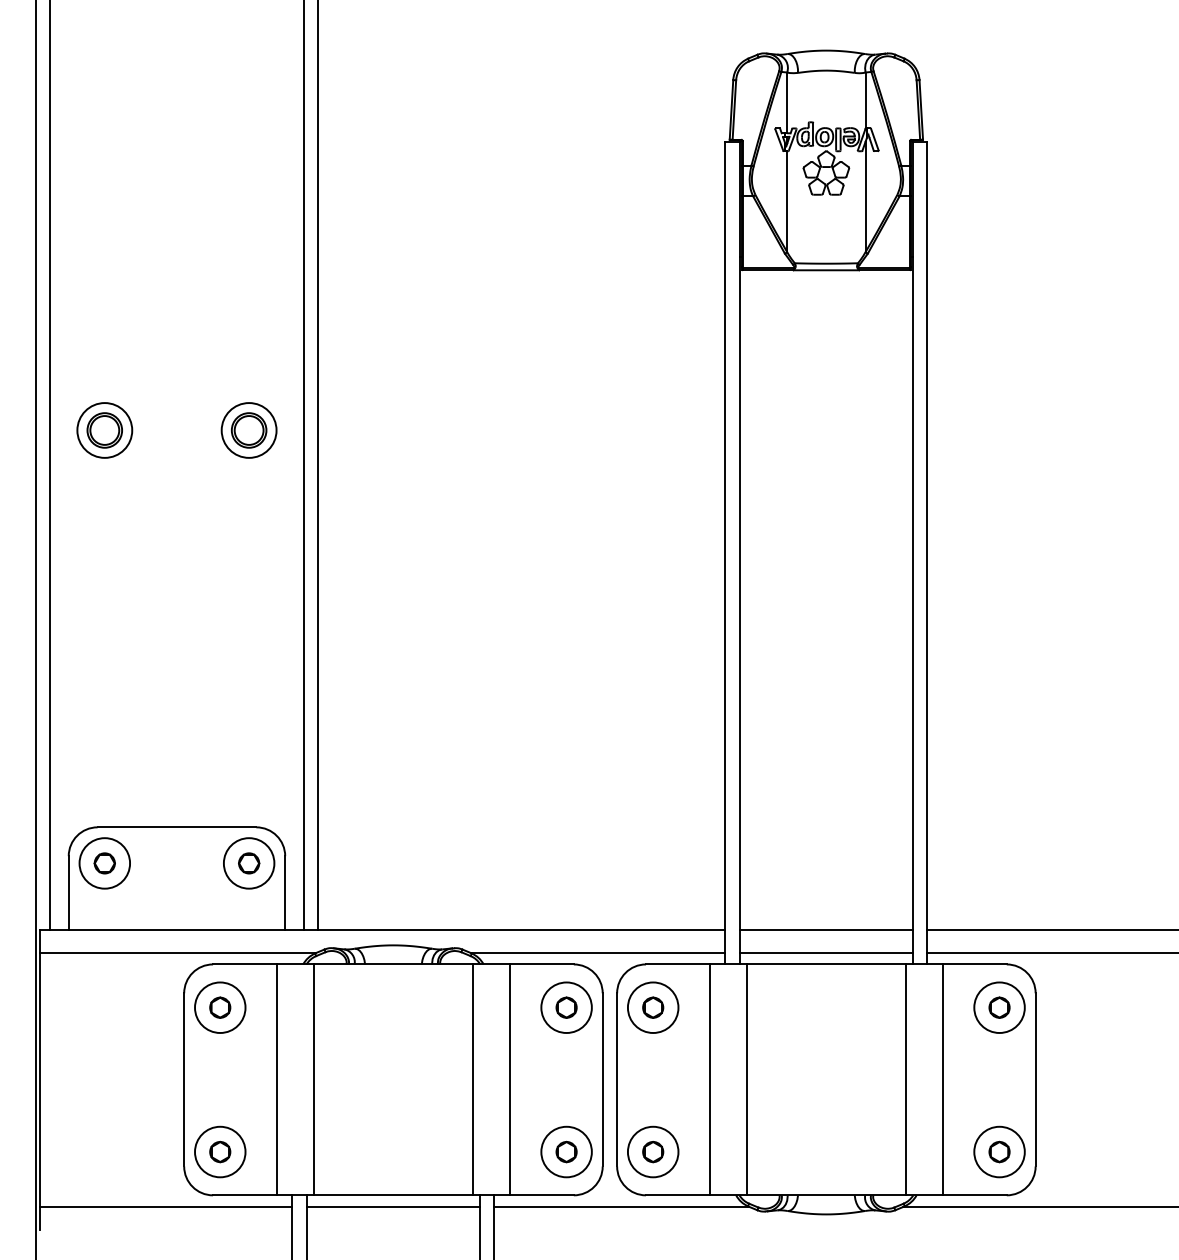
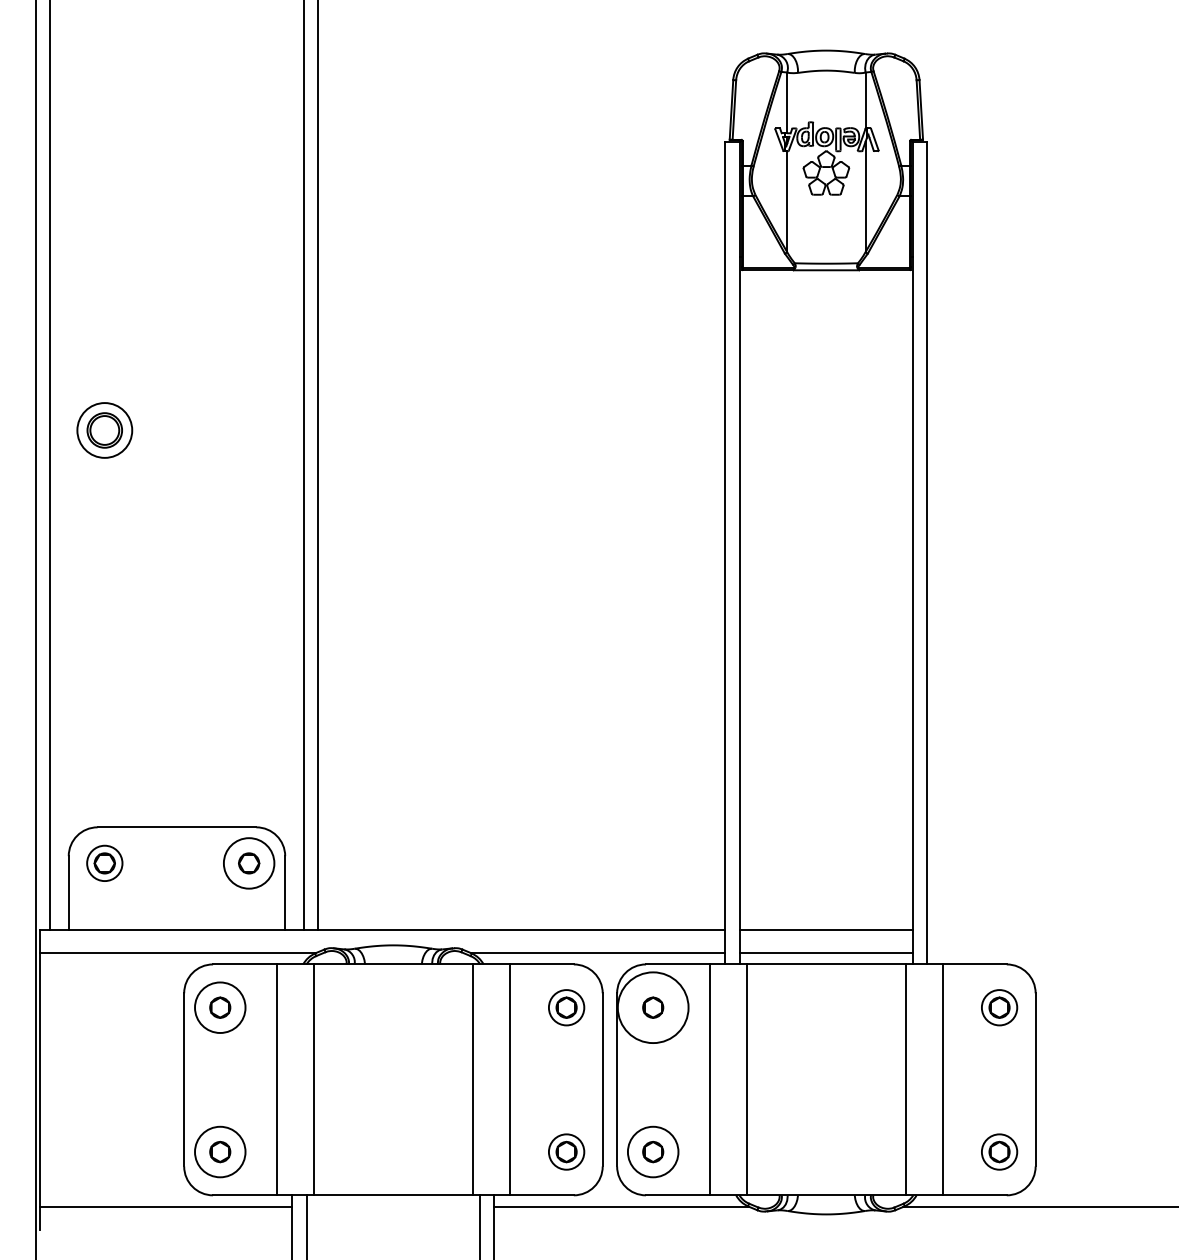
part: present -> none (248, 430)
circle diameter: 51 px -> 35 px (104, 863)
line: present -> none (1051, 929)
line: present -> none (1051, 952)
circle diameter: 51 px -> 35 px (566, 1007)
circle diameter: 51 px -> 71 px (652, 1007)
circle diameter: 51 px -> 35 px (999, 1007)
circle diameter: 51 px -> 35 px (566, 1151)
circle diameter: 51 px -> 35 px (999, 1151)
line: present -> none (393, 1206)
